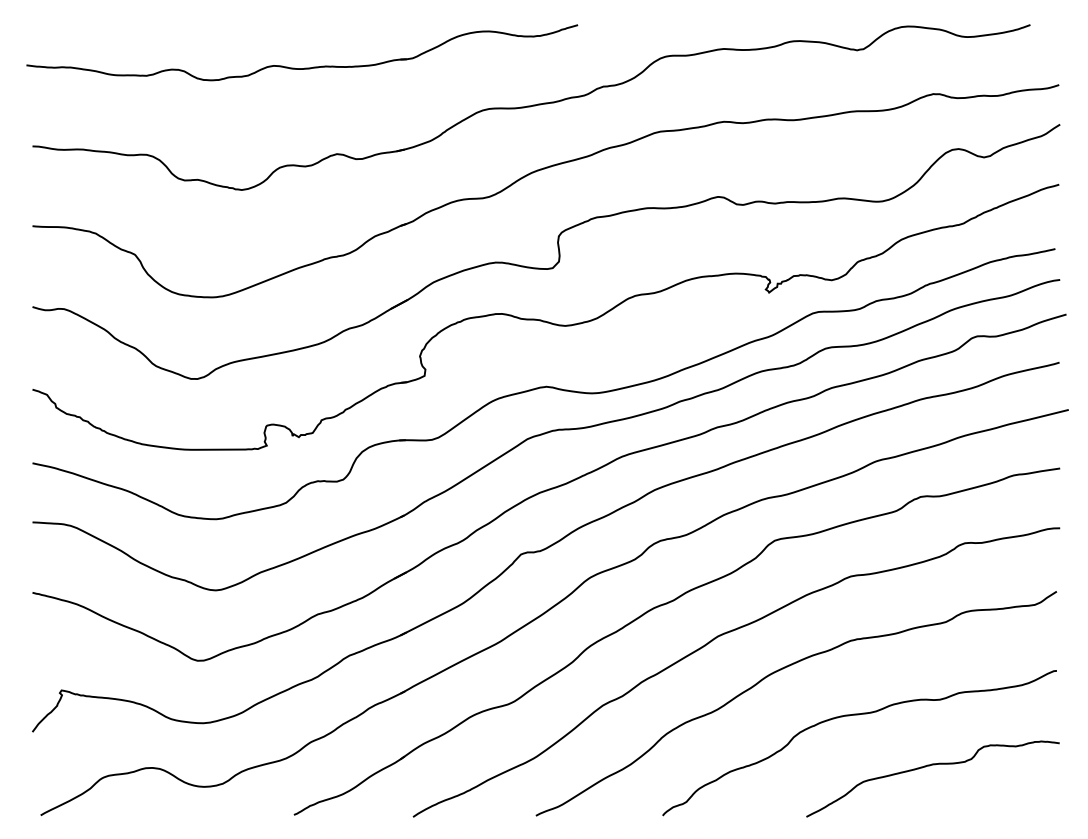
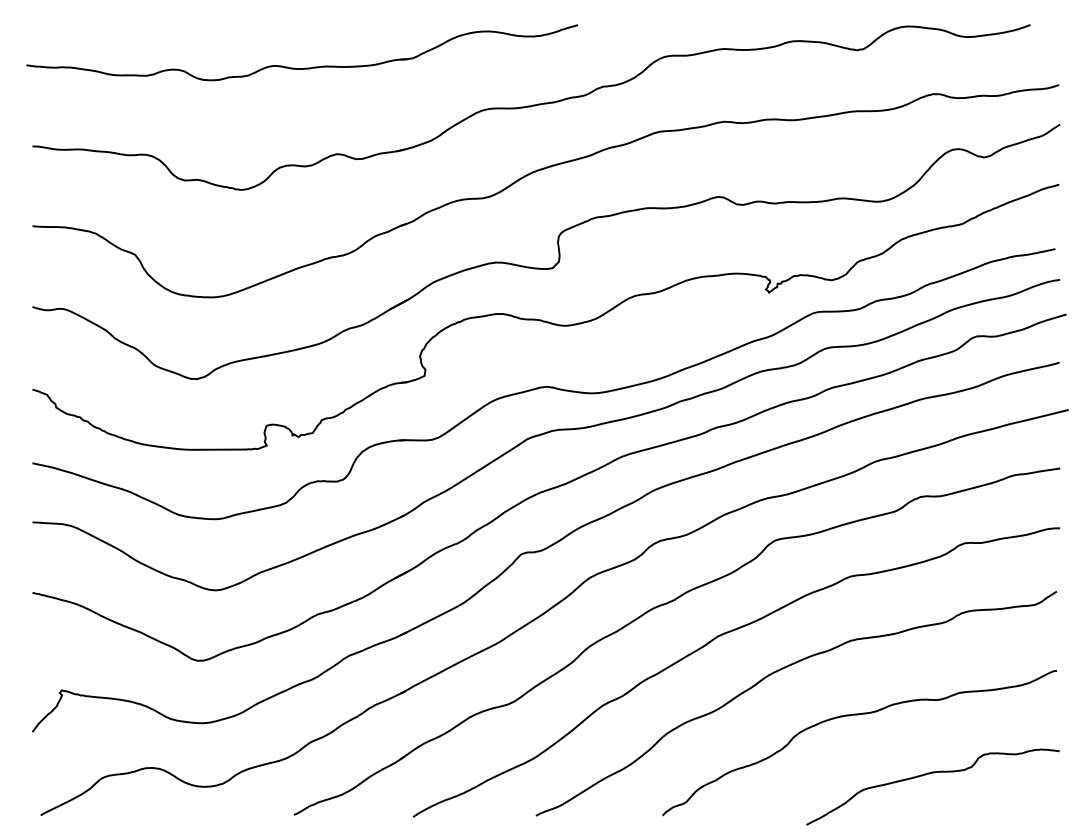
curve position: (929, 766) -> (929, 774) (929, 774)
